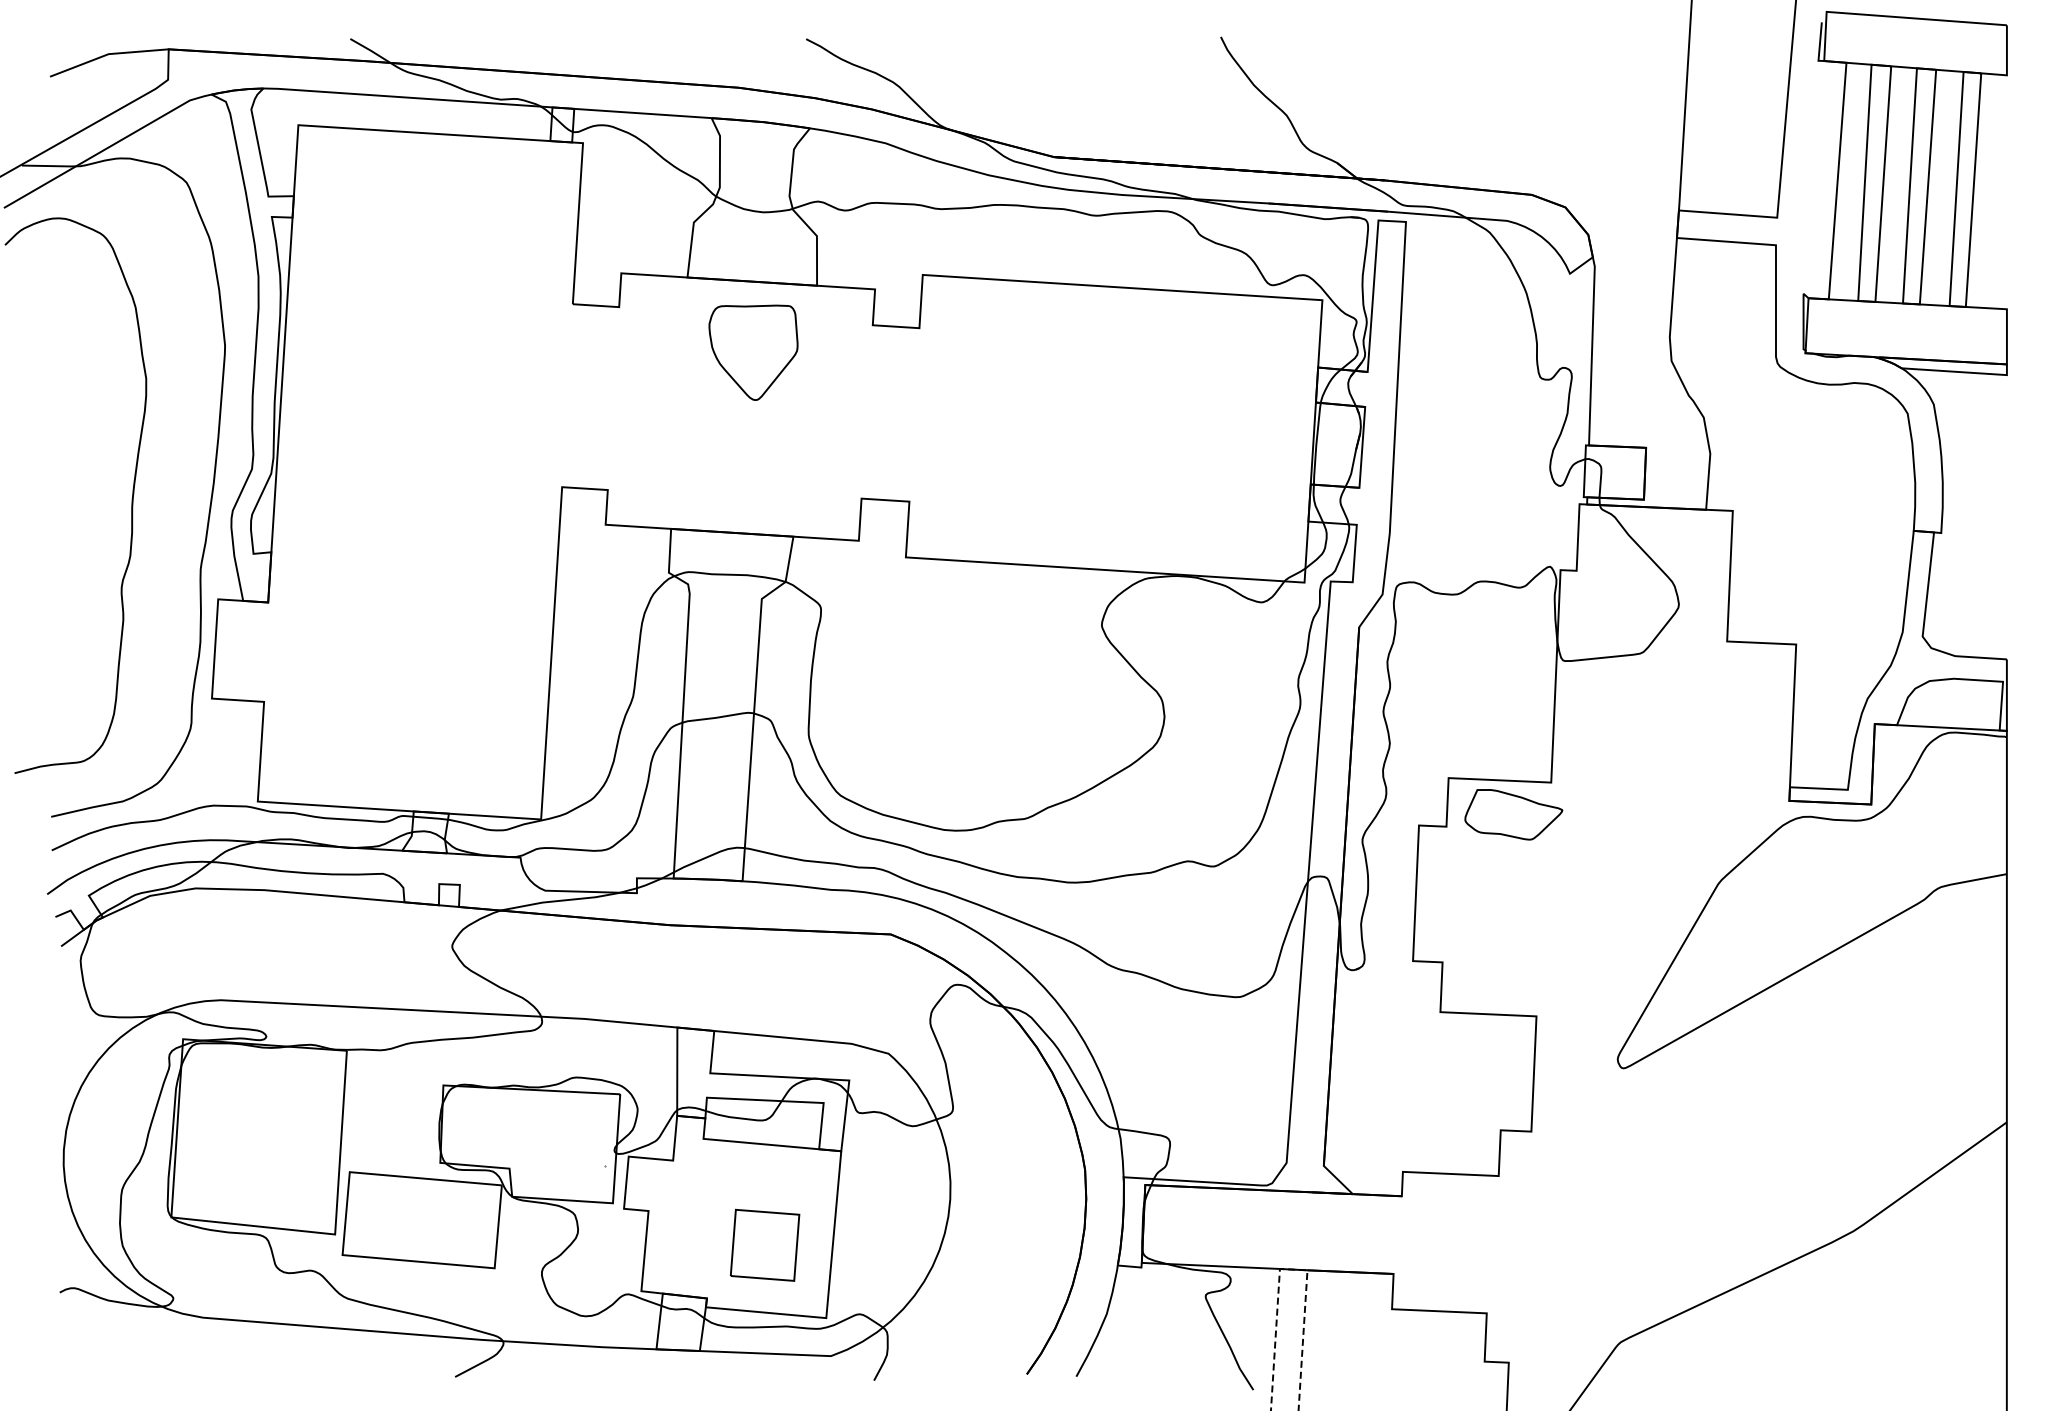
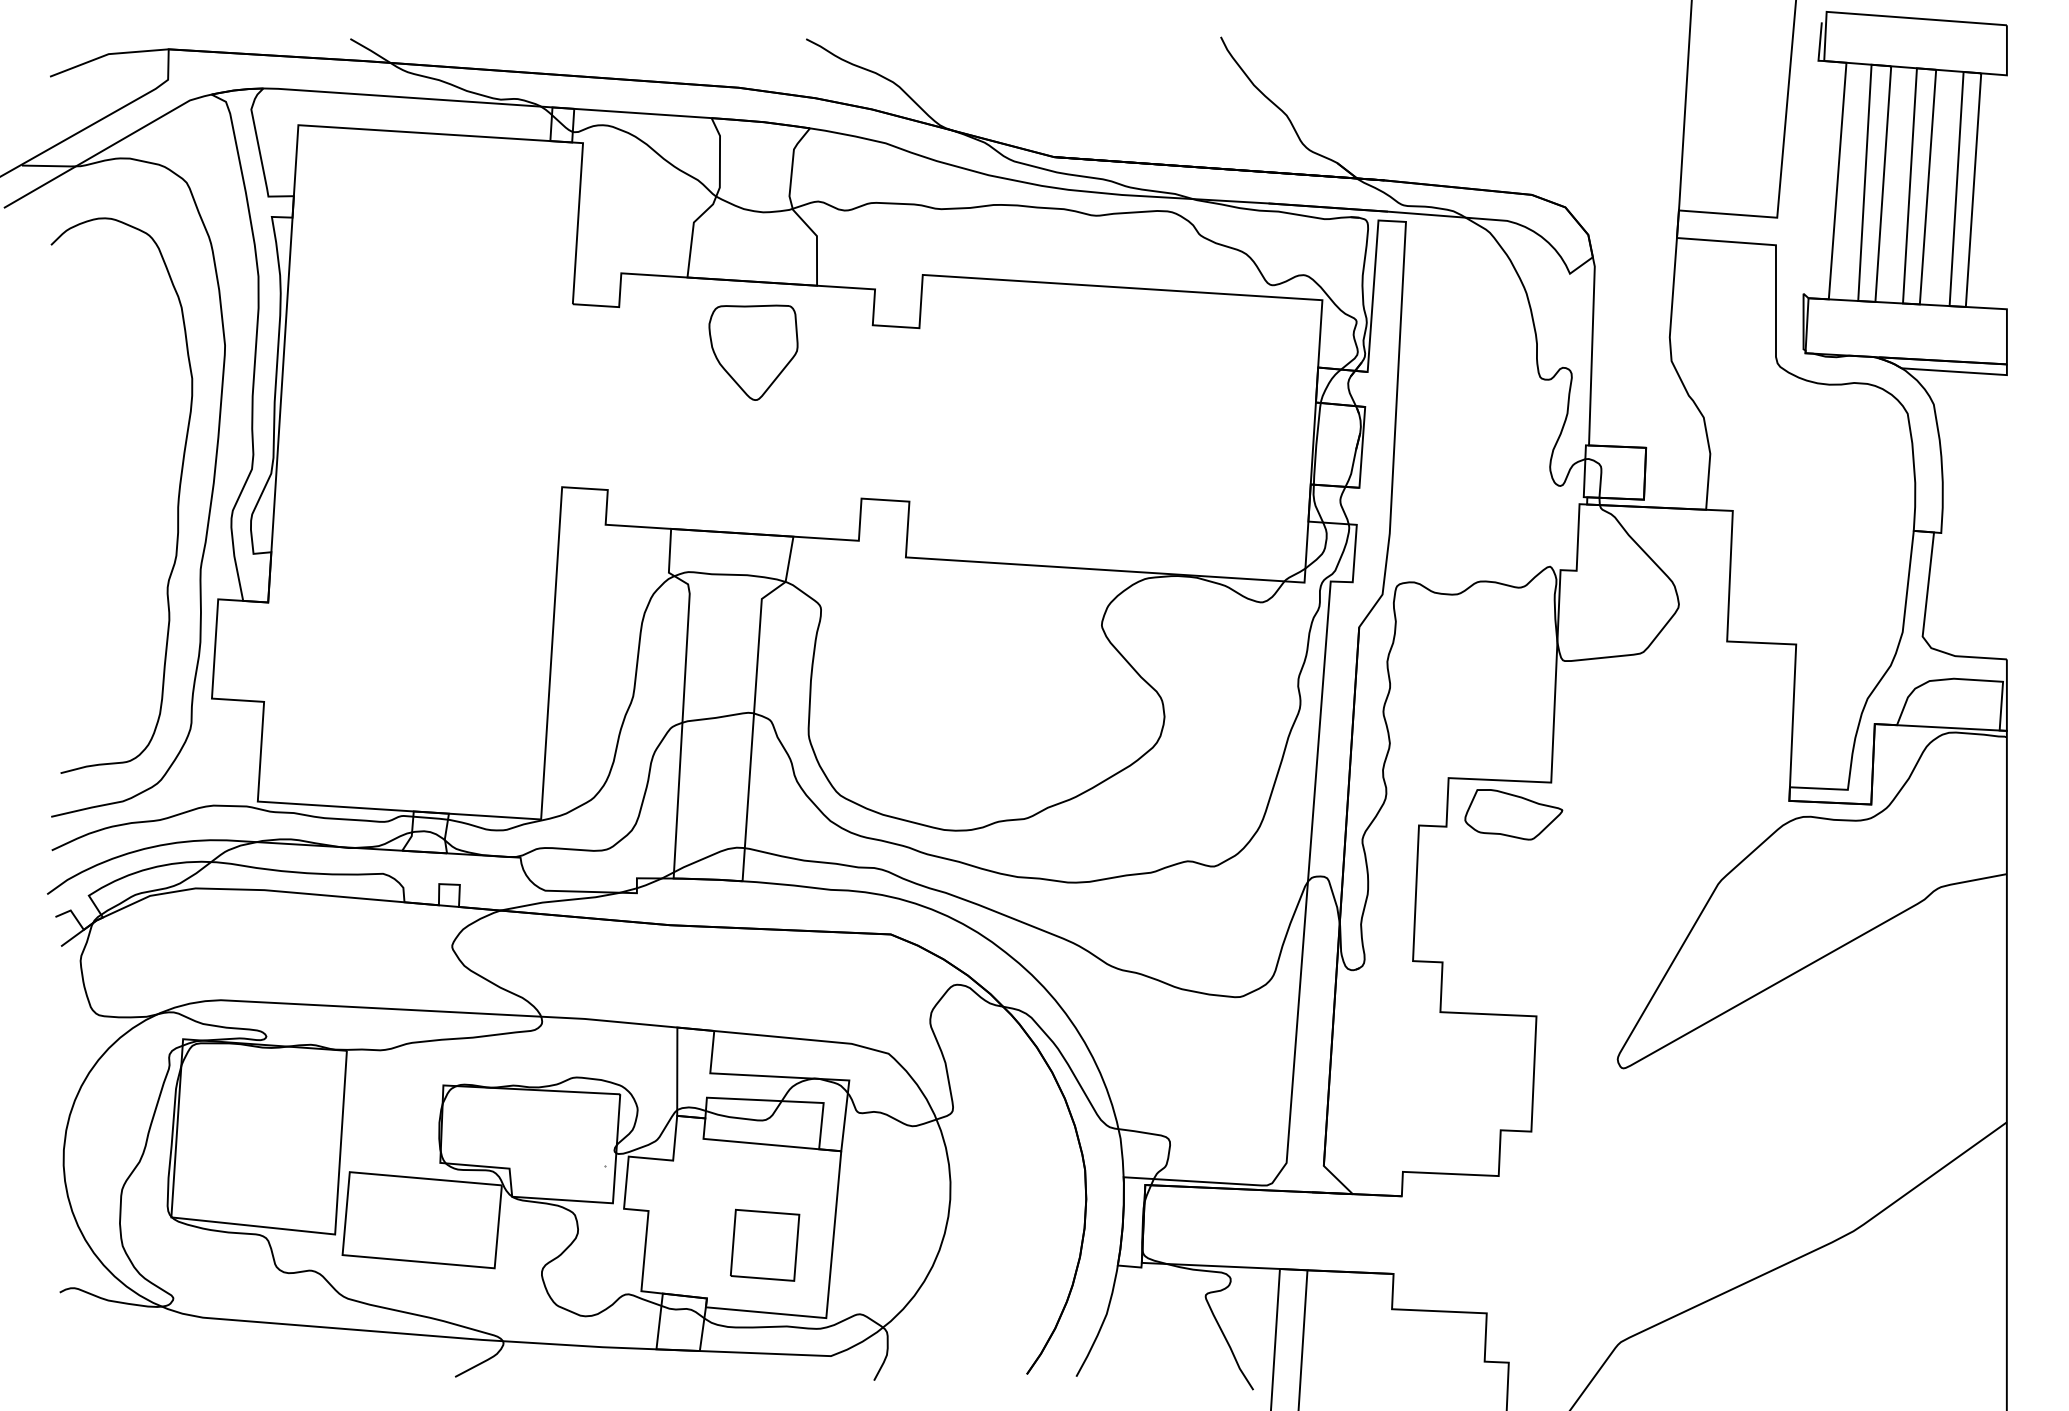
curve position: (131, 498) -> (177, 498) (177, 498)
line: dashed -> solid (1293, 1269)
